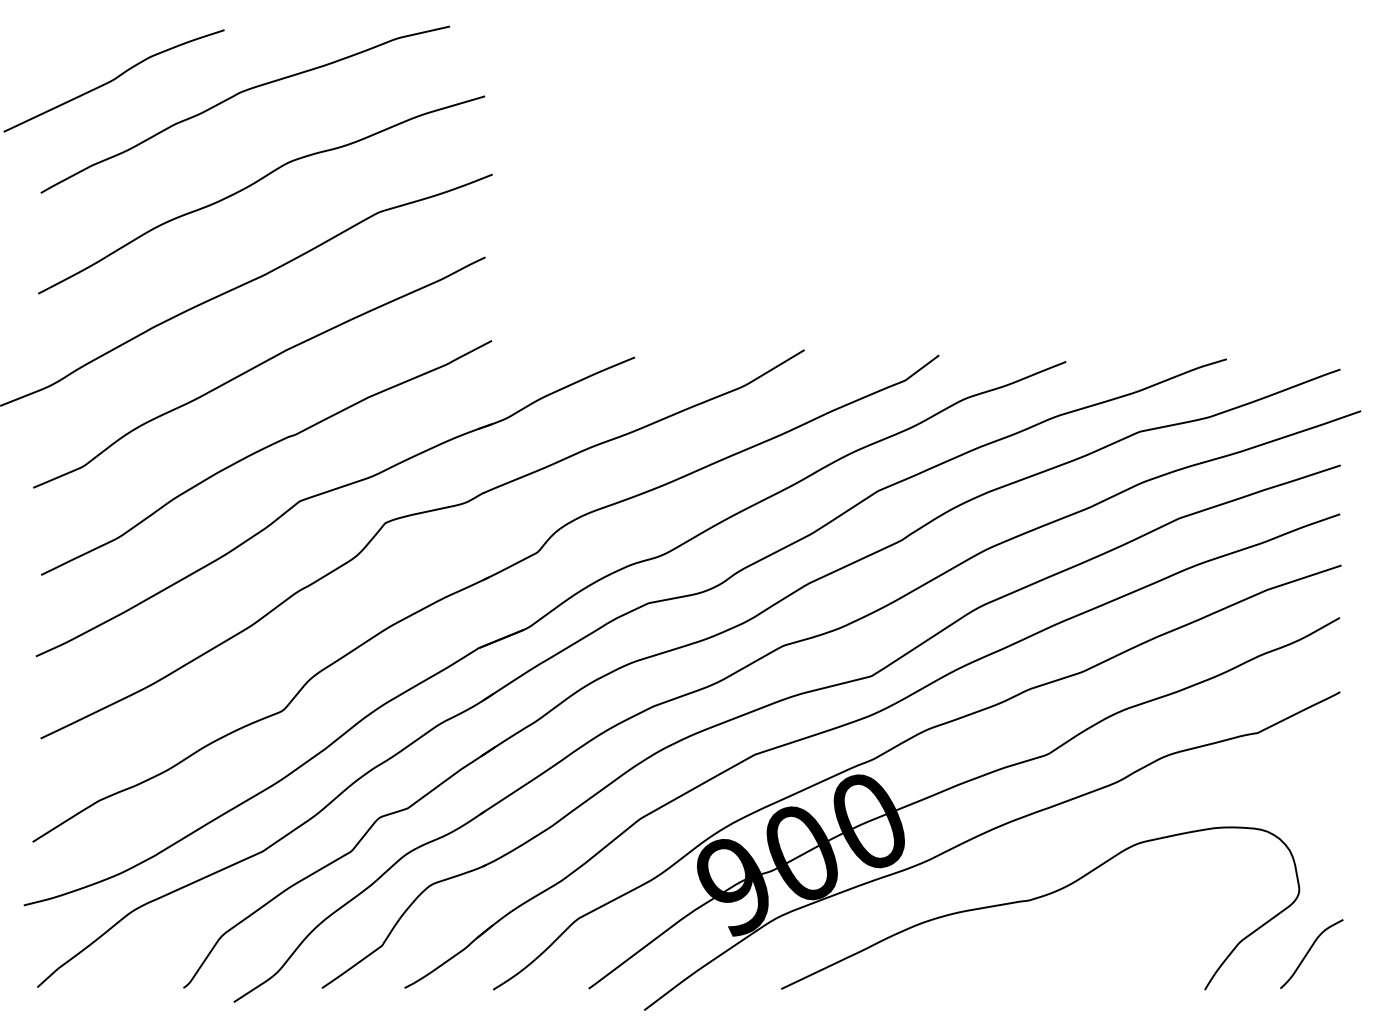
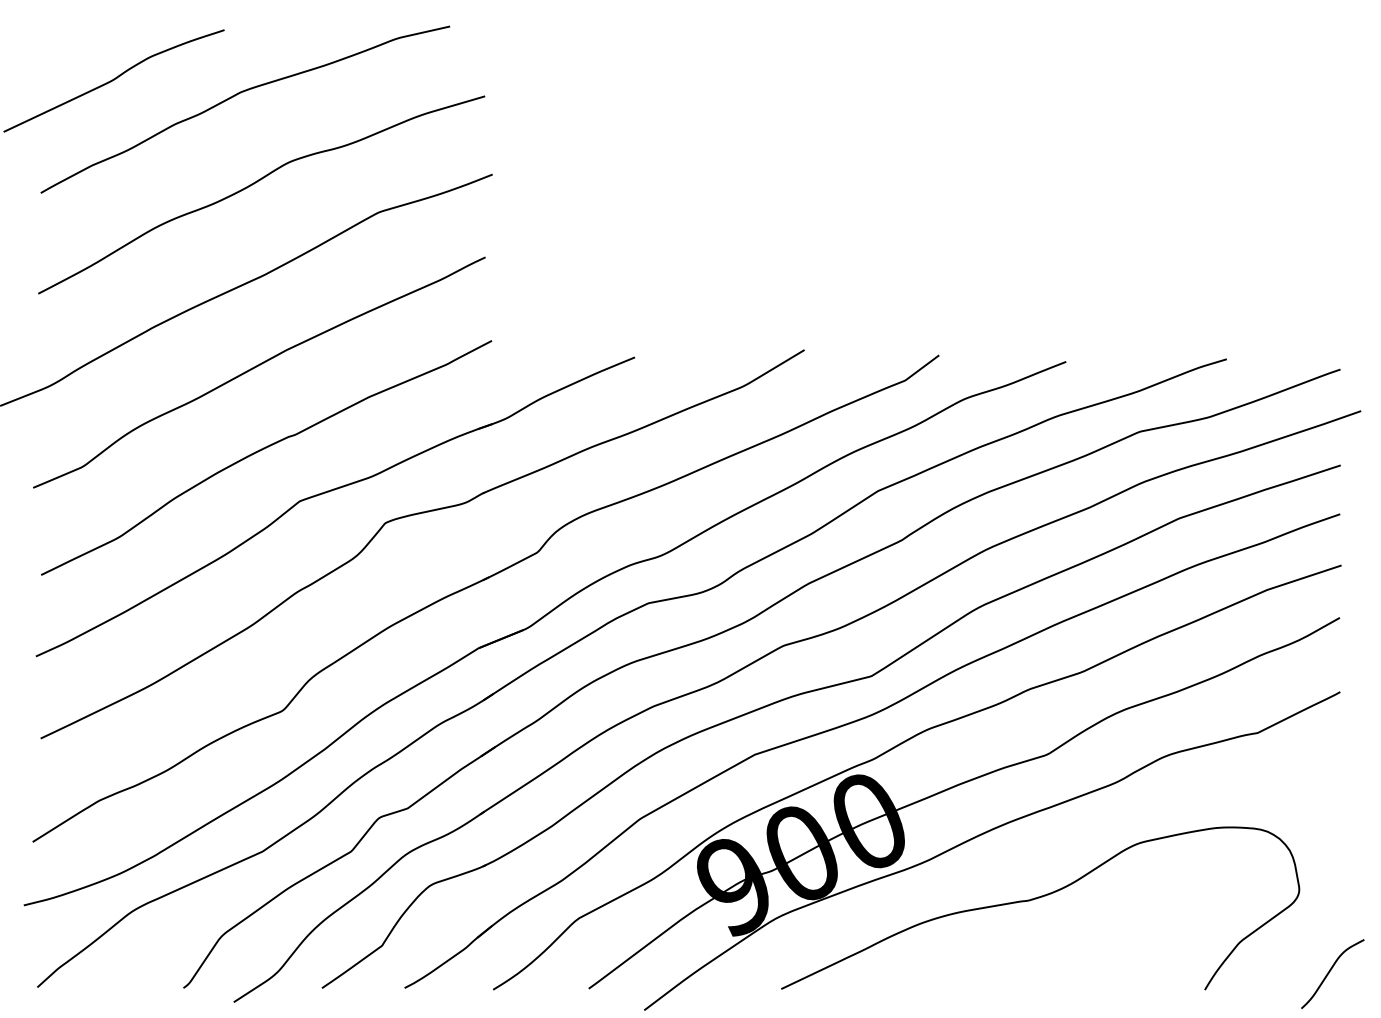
curve position: (1309, 951) -> (1330, 971) (1330, 971)
